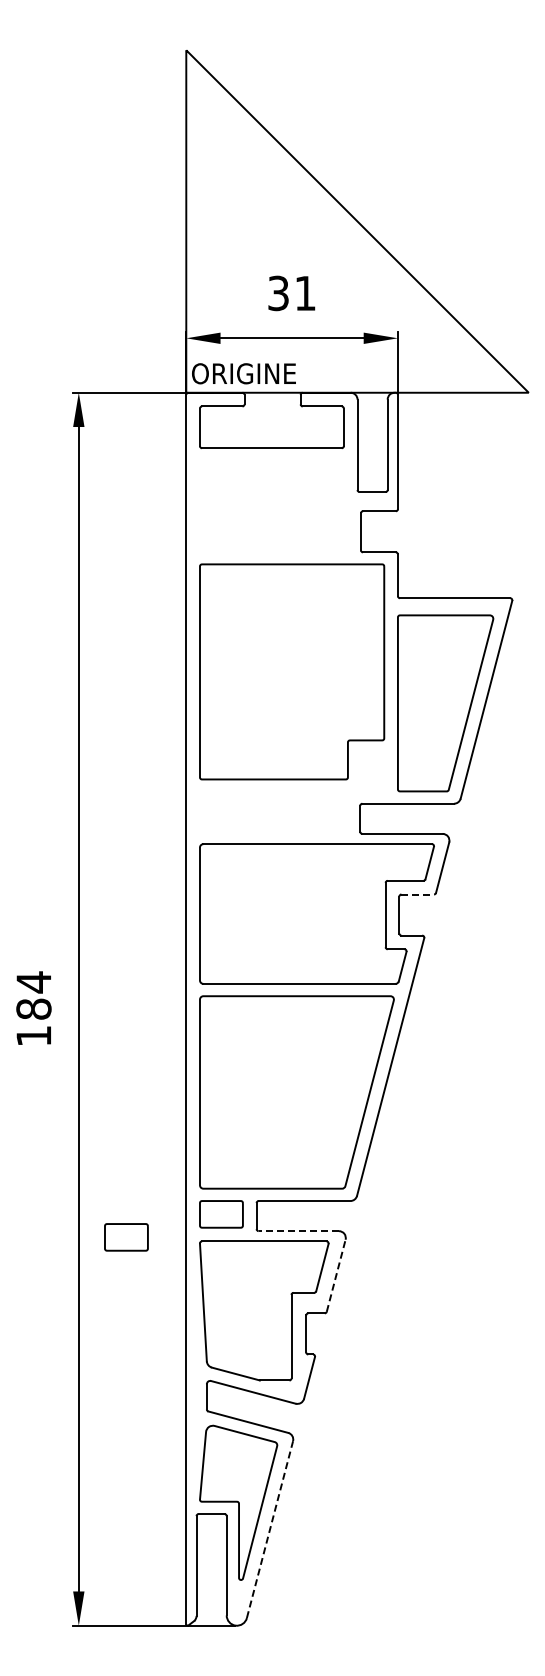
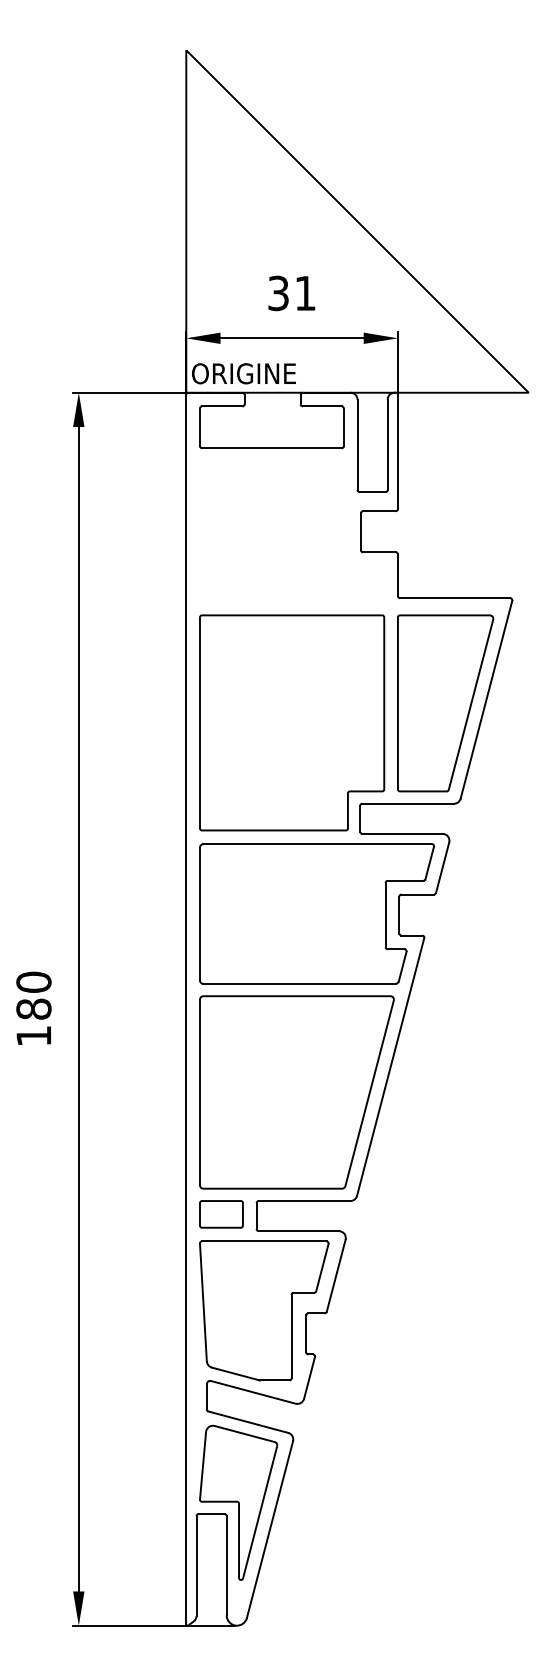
part position: (292, 671) -> (292, 722) (292, 722)
line: dashed -> solid (418, 894)
text: 184 -> 180 (33, 982)
line: dashed -> solid (298, 1231)
part: present -> none (126, 1237)
line: dashed -> solid (336, 1275)
line: dashed -> solid (270, 1529)
